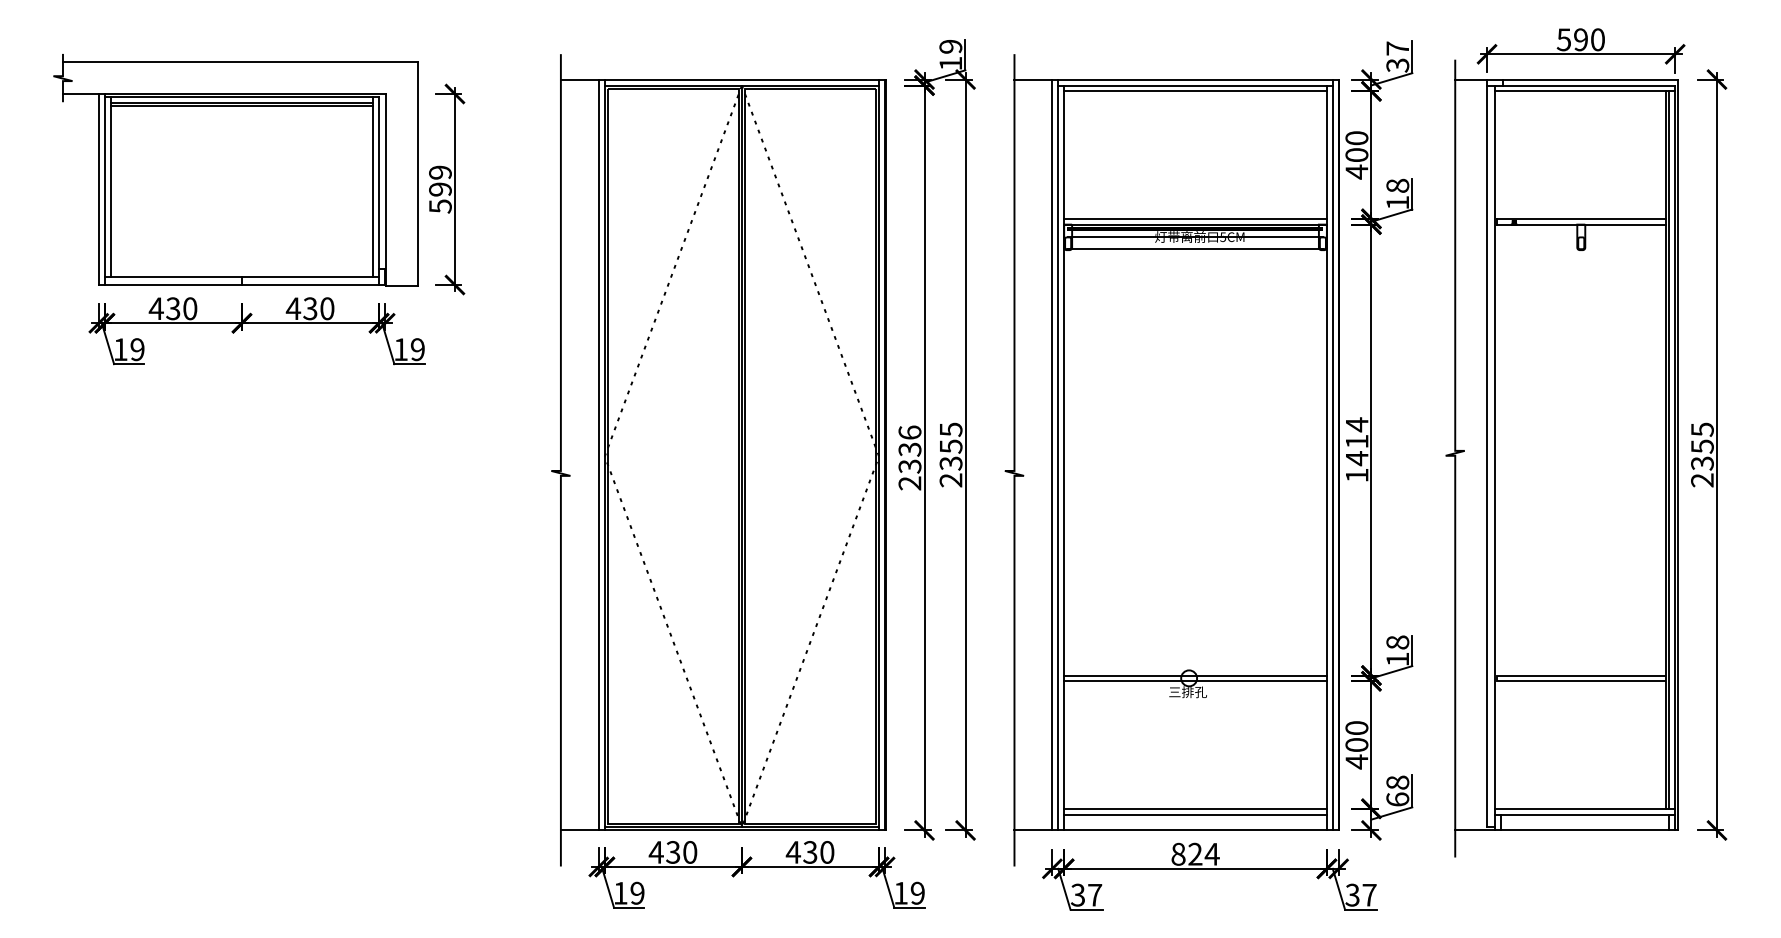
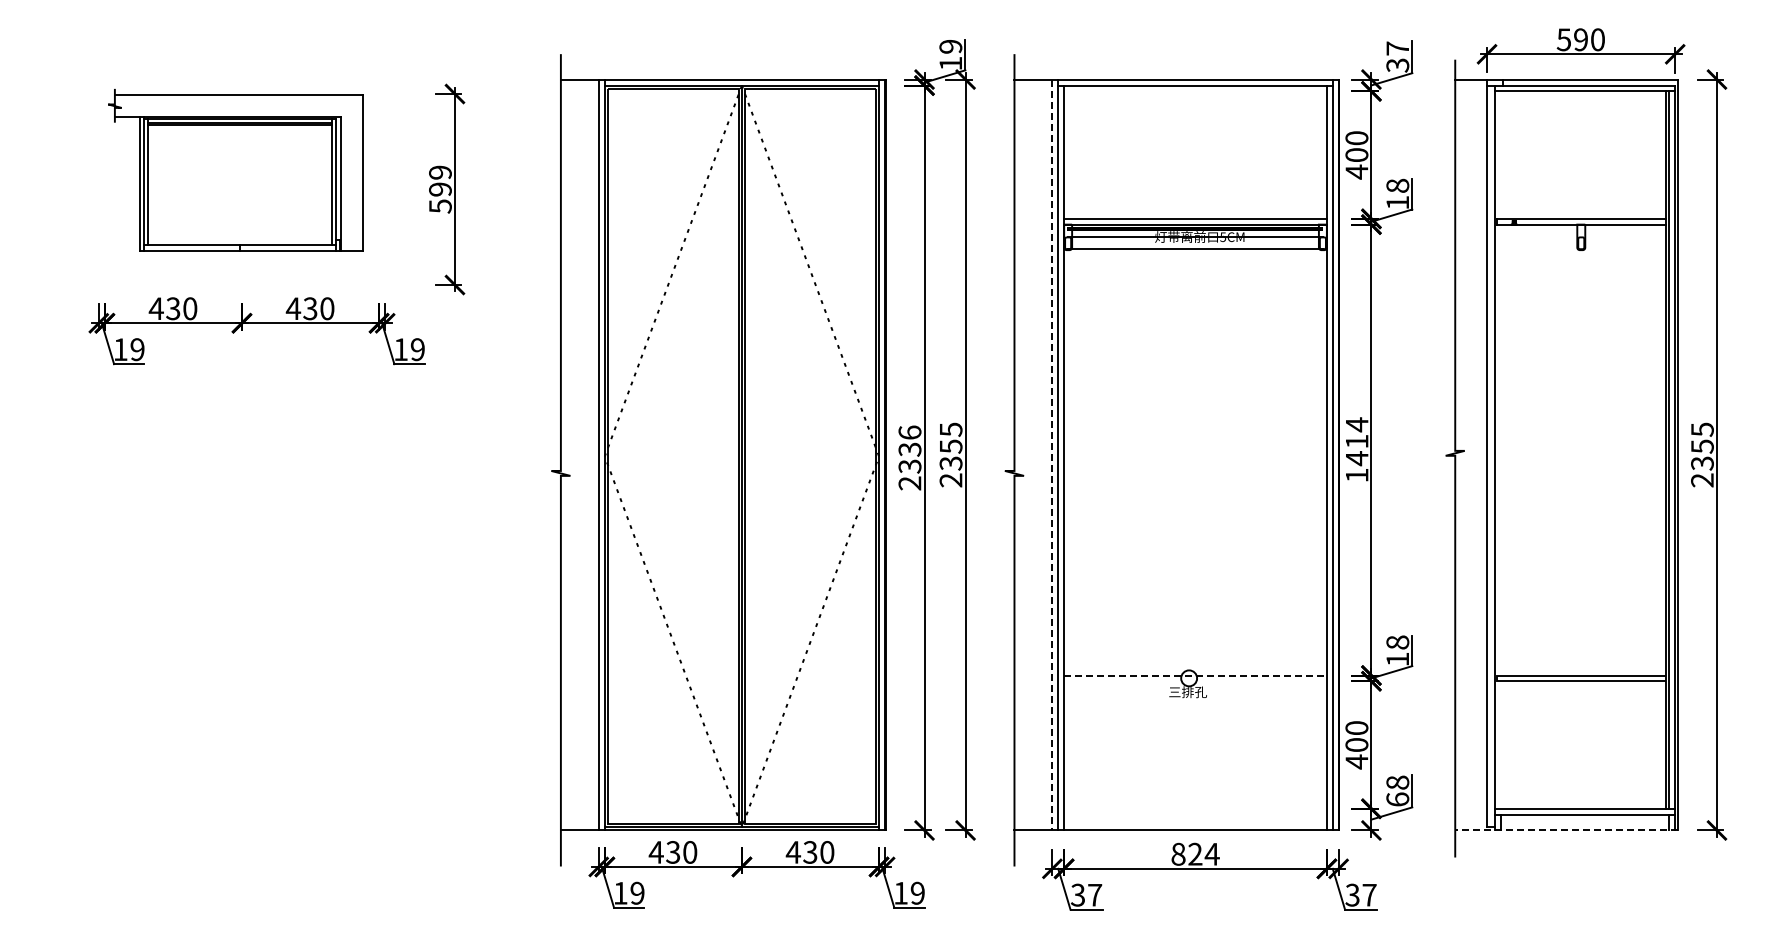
line: present -> none (1195, 91)
part size: 366x233 px -> 256x163 px (235, 170)
line: solid -> dashed (1052, 455)
line: solid -> dashed (1196, 675)
line: present -> none (1195, 681)
line: present -> none (1195, 808)
line: present -> none (1195, 814)
line: solid -> dashed (1566, 830)
